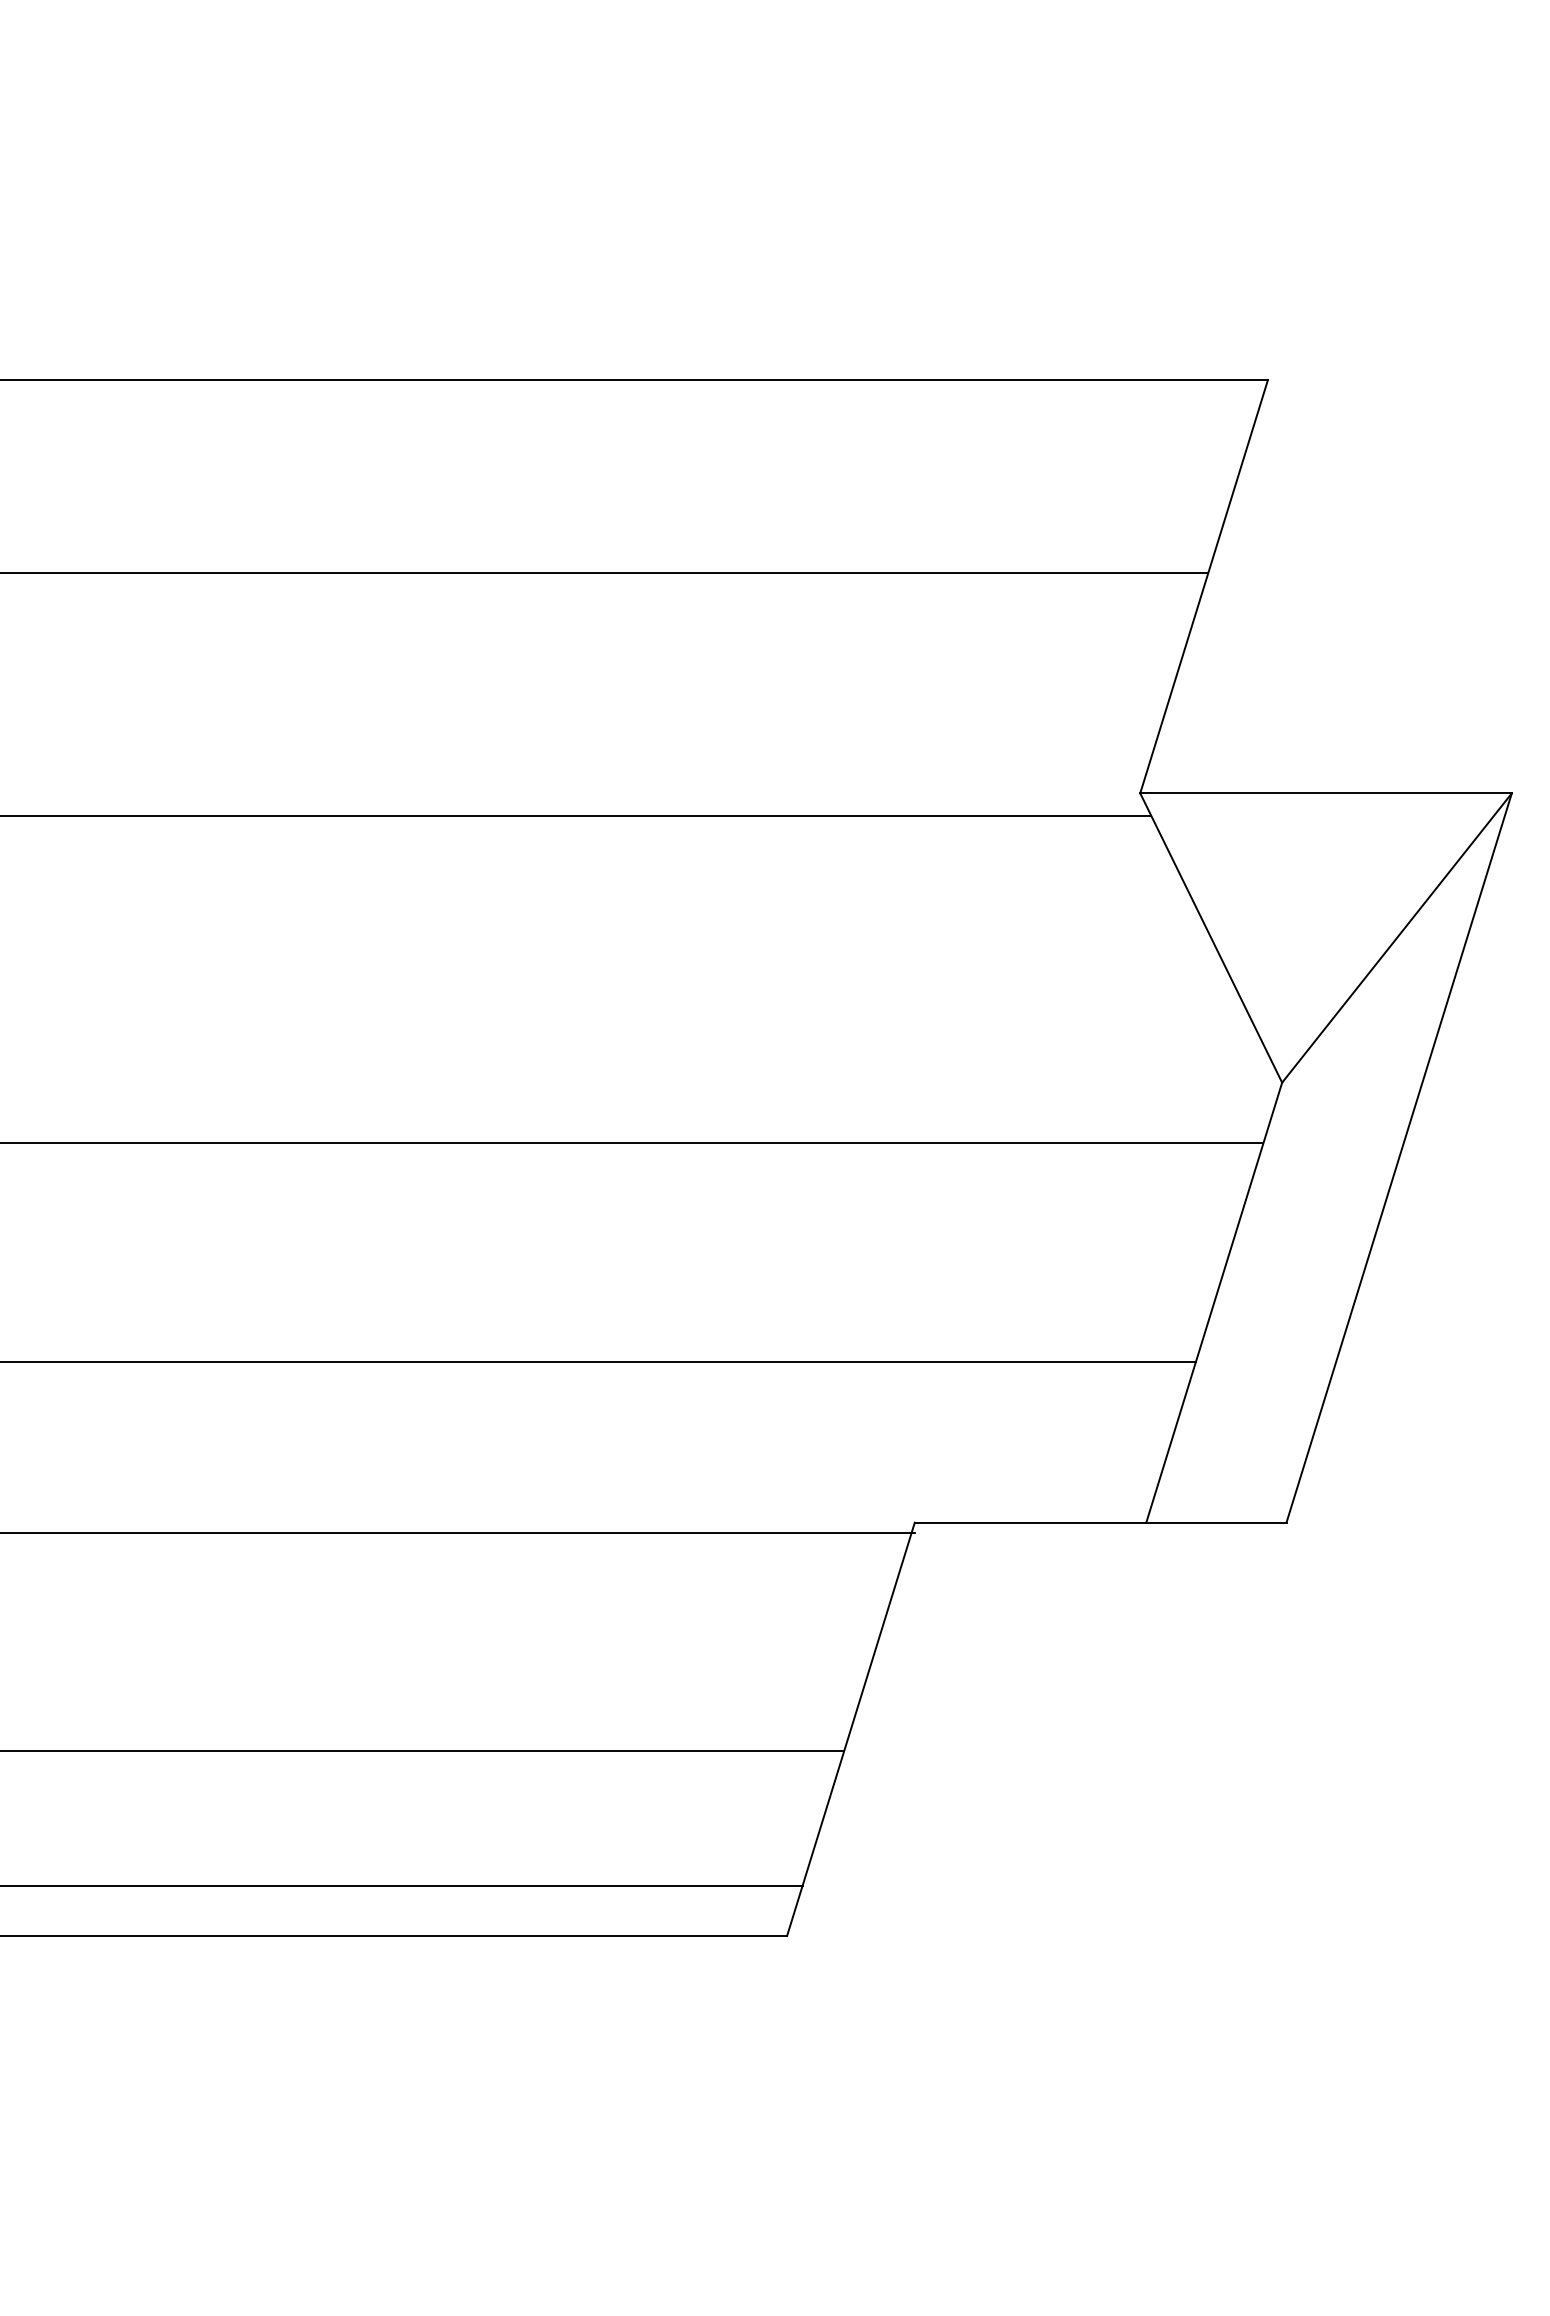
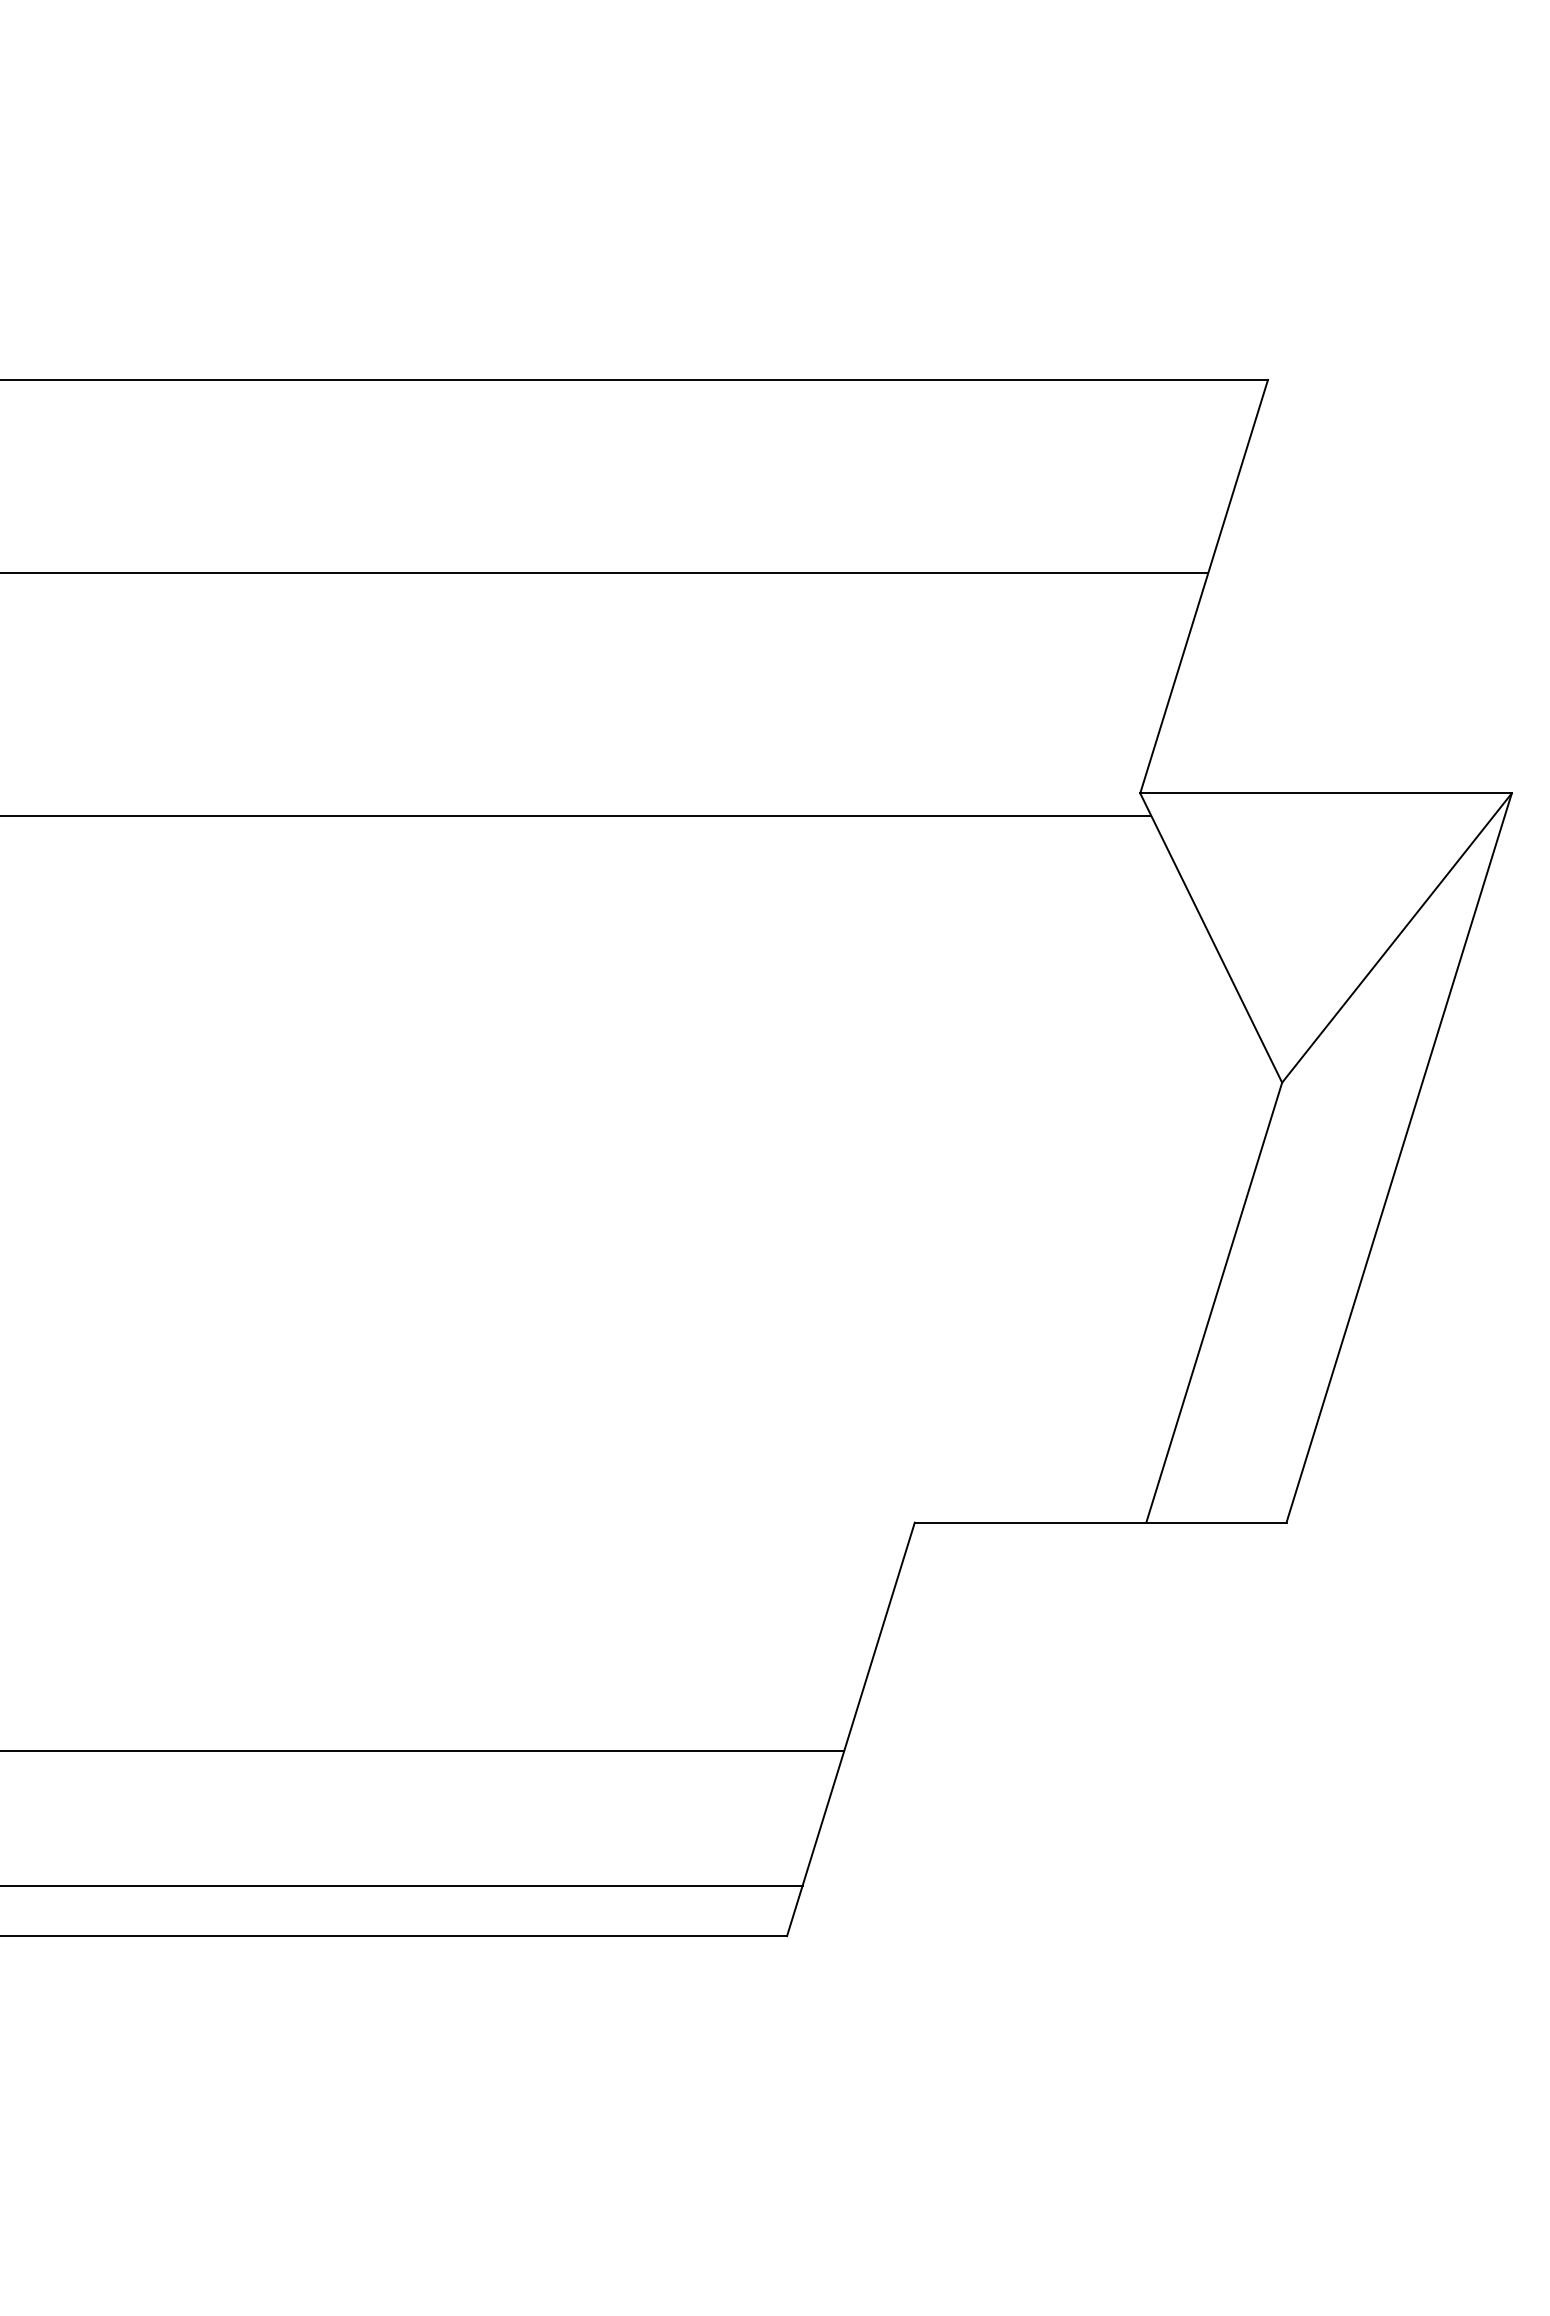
line: present -> none (632, 1143)
line: present -> none (598, 1362)
line: present -> none (458, 1532)
